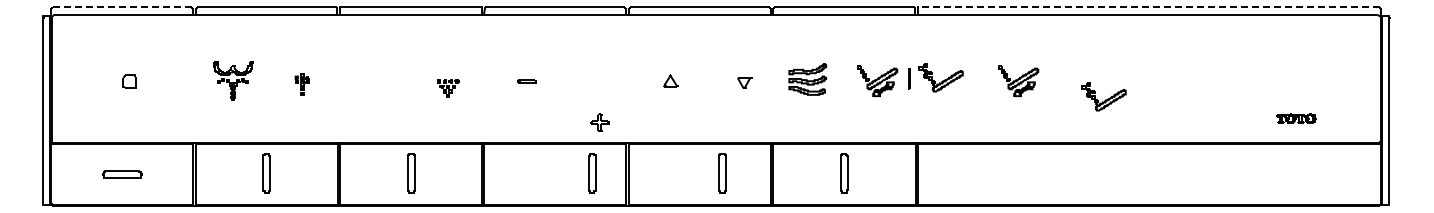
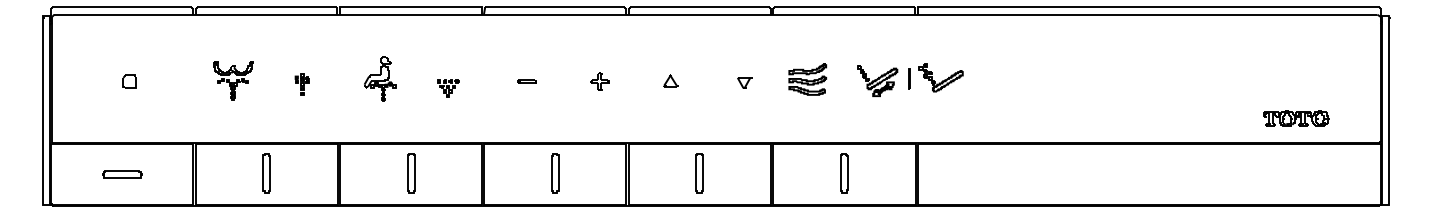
line: dashed -> solid (121, 6)
line: dashed -> solid (1148, 6)
part: none -> present (380, 78)
part: present -> none (1018, 80)
part: present -> none (1103, 96)
part size: 41x11 px -> 67x17 px (1296, 118)
part position: (599, 122) -> (599, 81) (599, 81)
part position: (592, 173) -> (555, 173) (555, 173)
part position: (722, 173) -> (699, 173) (699, 173)
